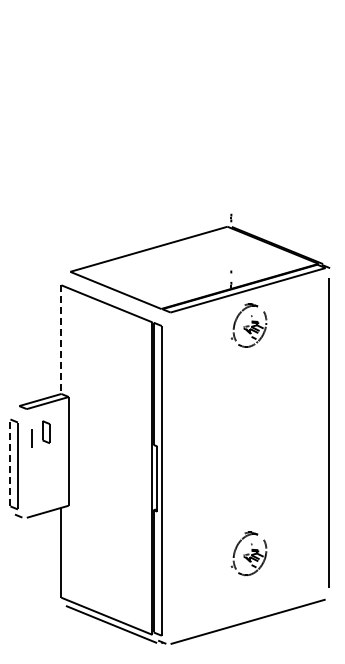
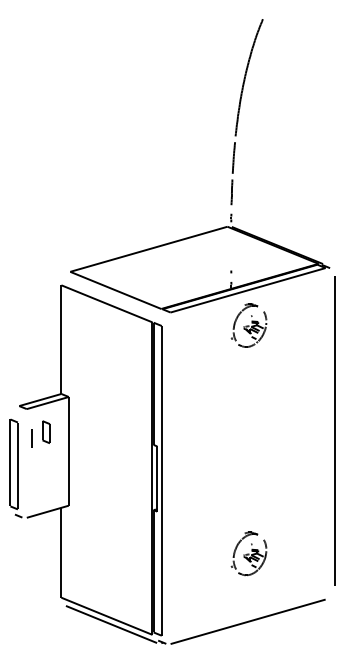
part: none -> present (239, 112)
line: dashed -> solid (61, 340)
line position: (328, 432) -> (334, 430) (334, 430)
line: dashed -> solid (10, 462)
